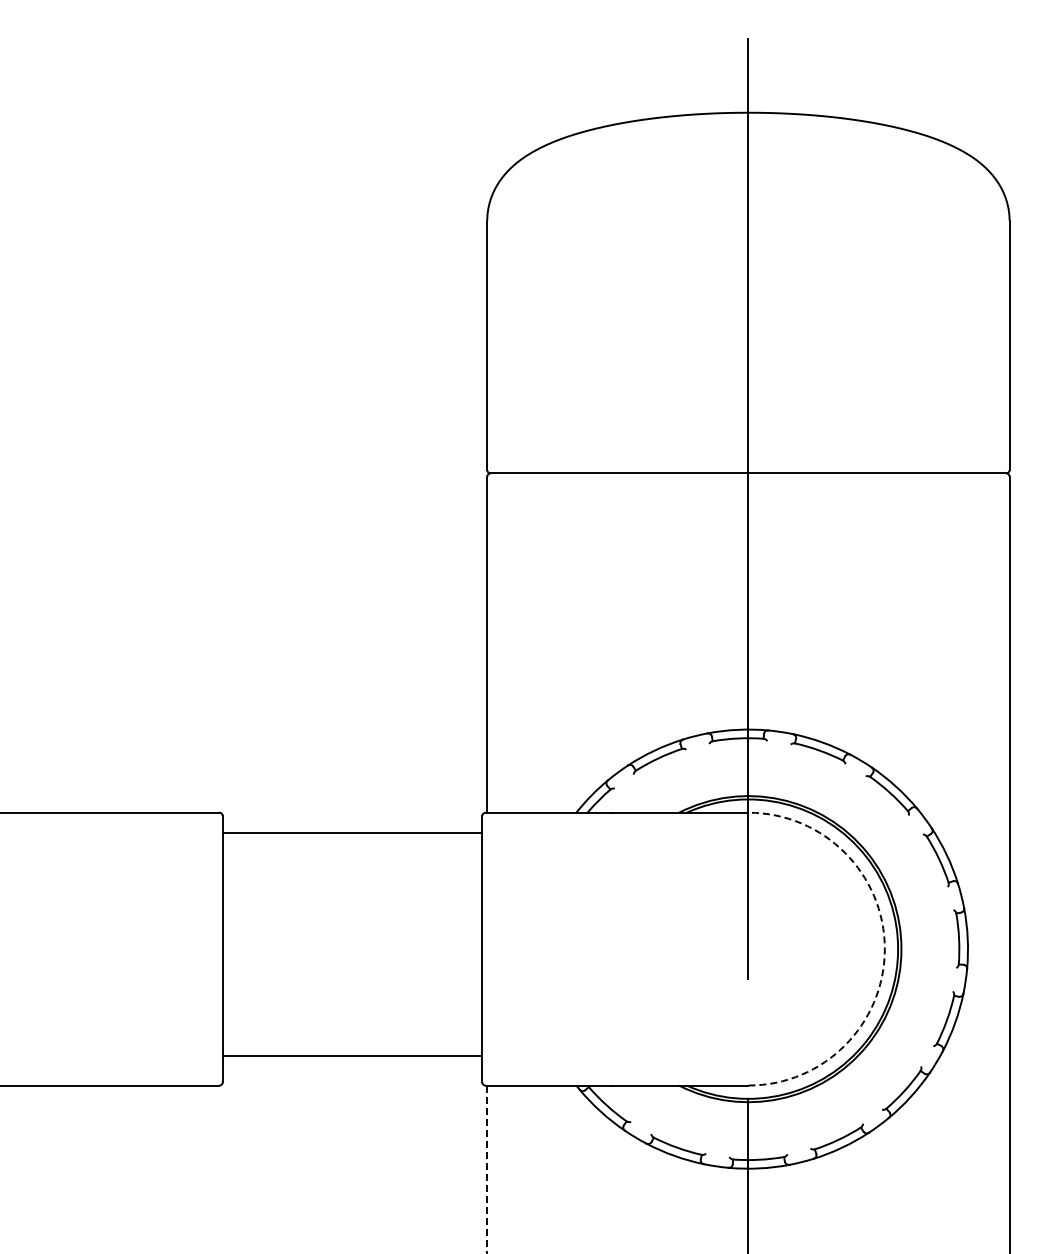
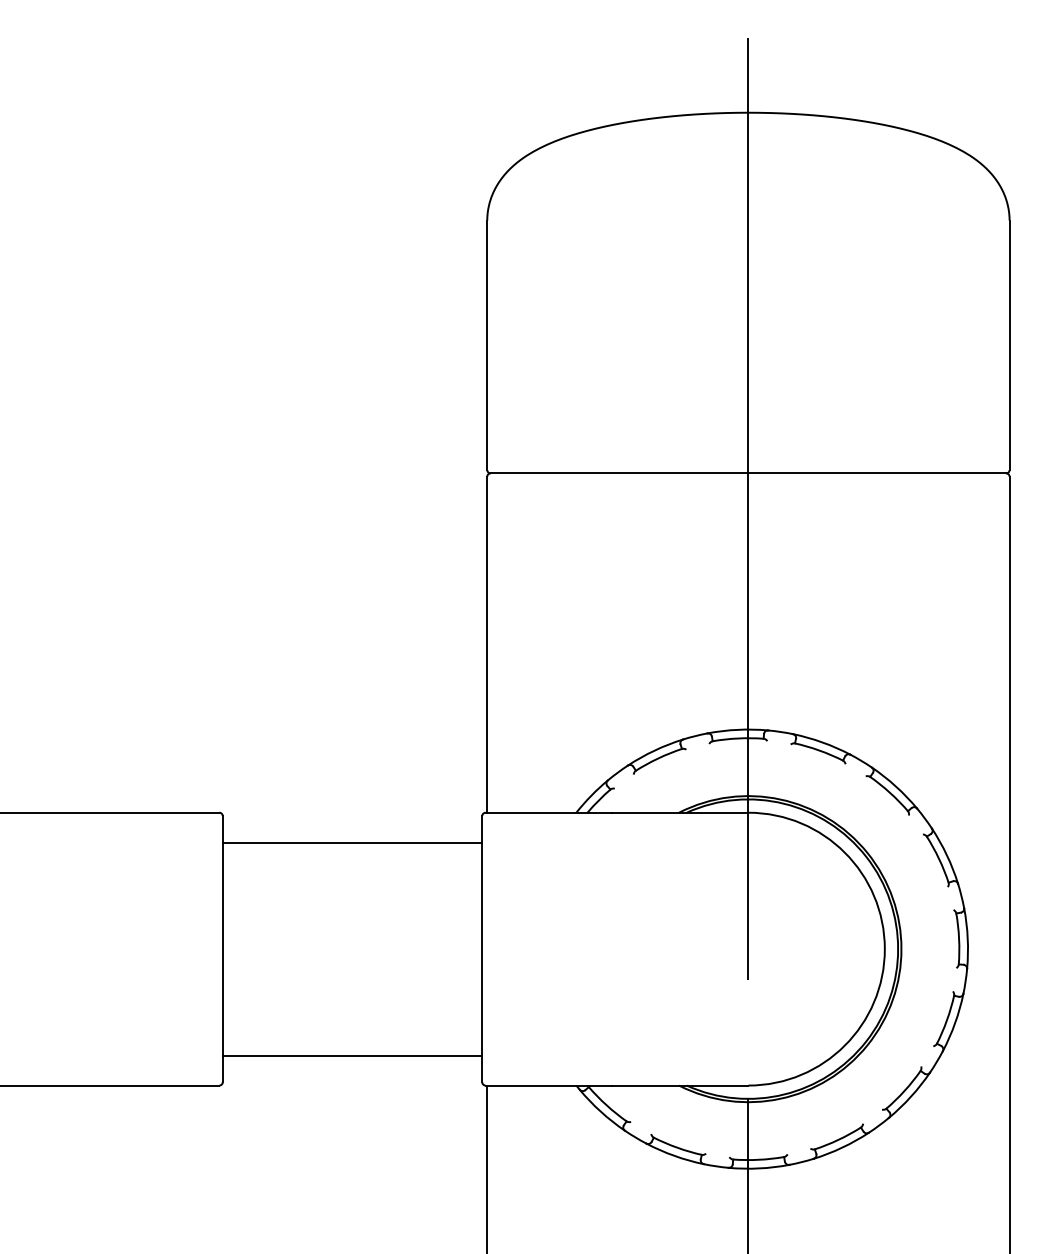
line position: (352, 832) -> (352, 842) (352, 842)
arc: dashed -> solid (884, 949)
line: dashed -> solid (487, 1169)
